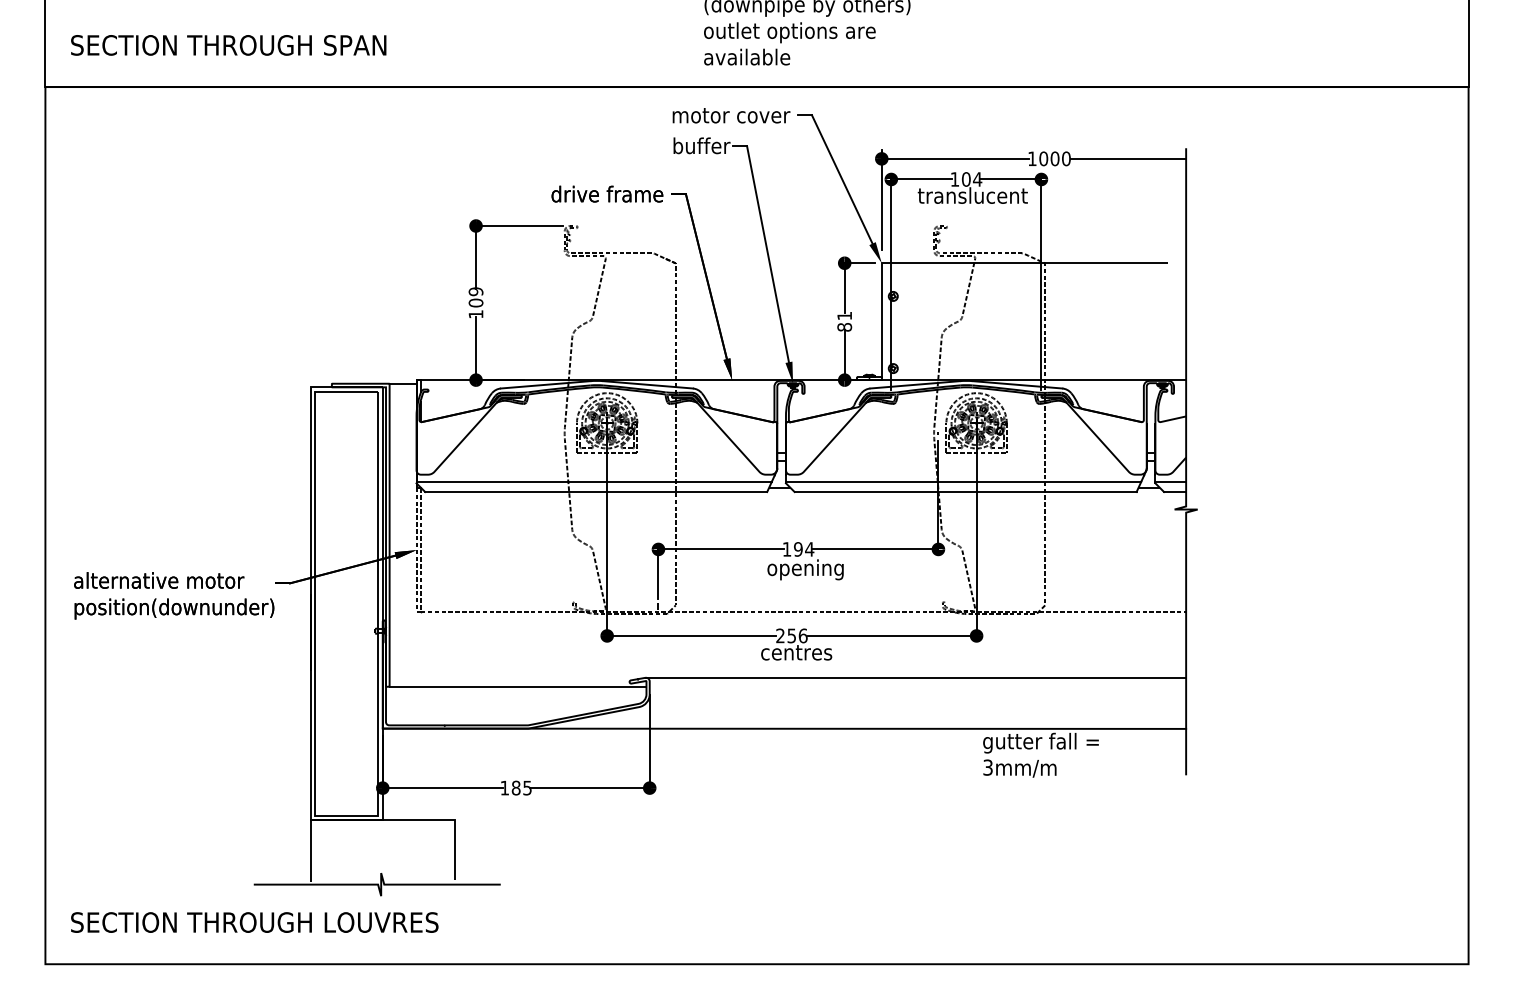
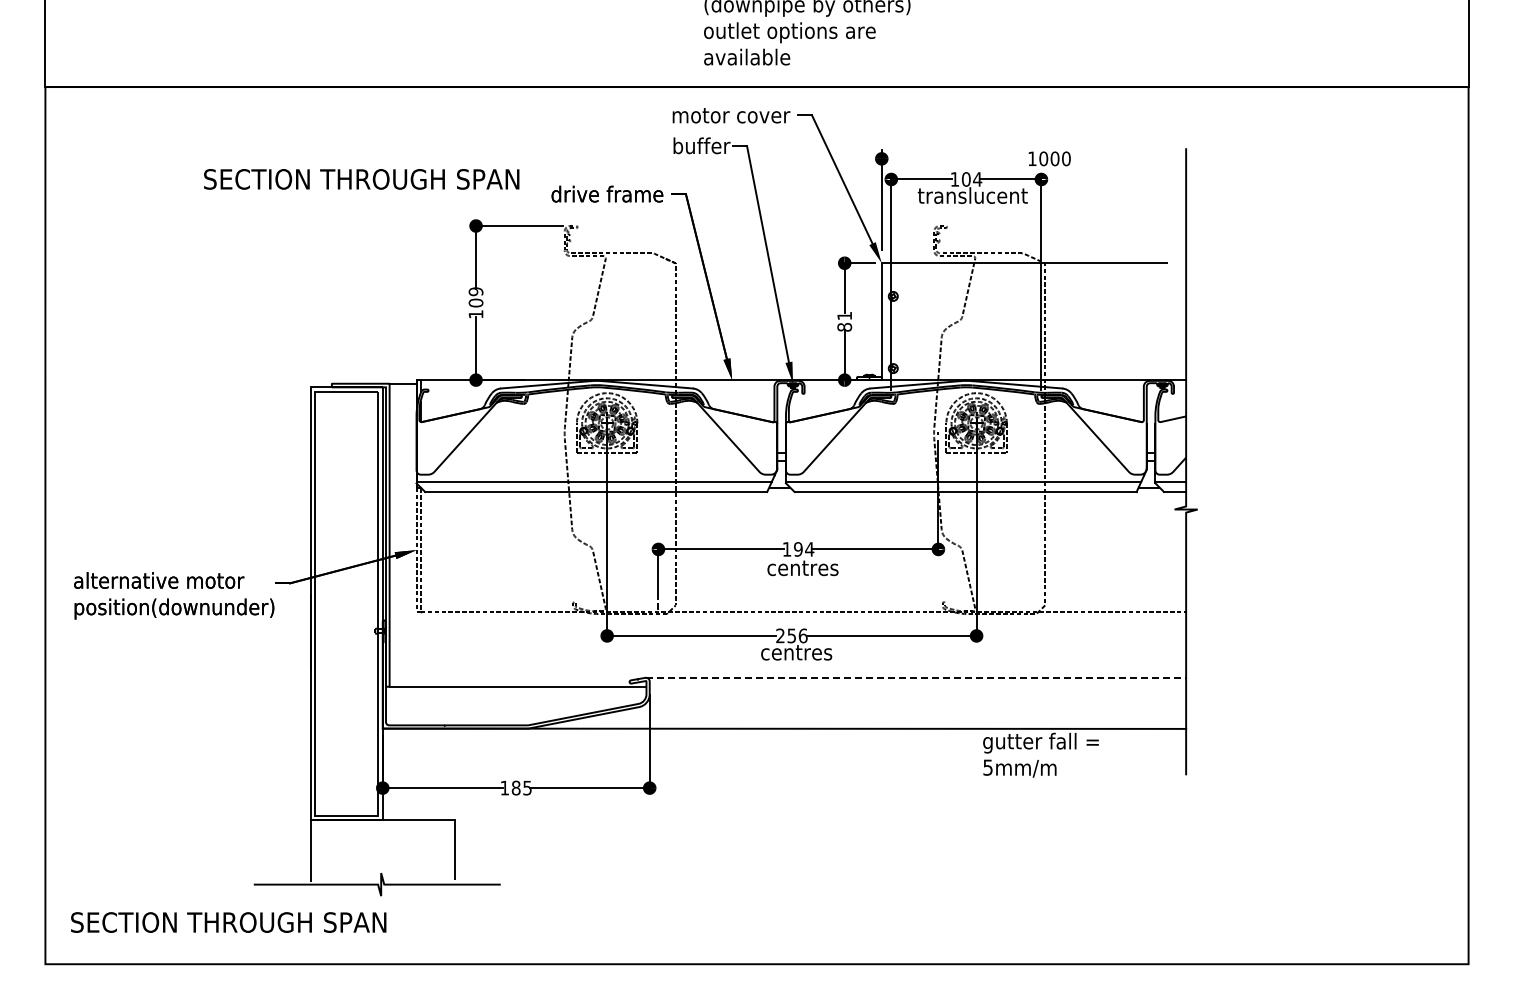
text position: (228, 45) -> (361, 179) (361, 179)
line: present -> none (955, 158)
line: present -> none (1128, 158)
text: opening -> centres (805, 569)
line: solid -> dashed (916, 677)
text: 3mm/m -> 5mm/m (987, 766)
text: SECTION THROUGH LOUVRES -> SECTION THROUGH SPAN (381, 922)
